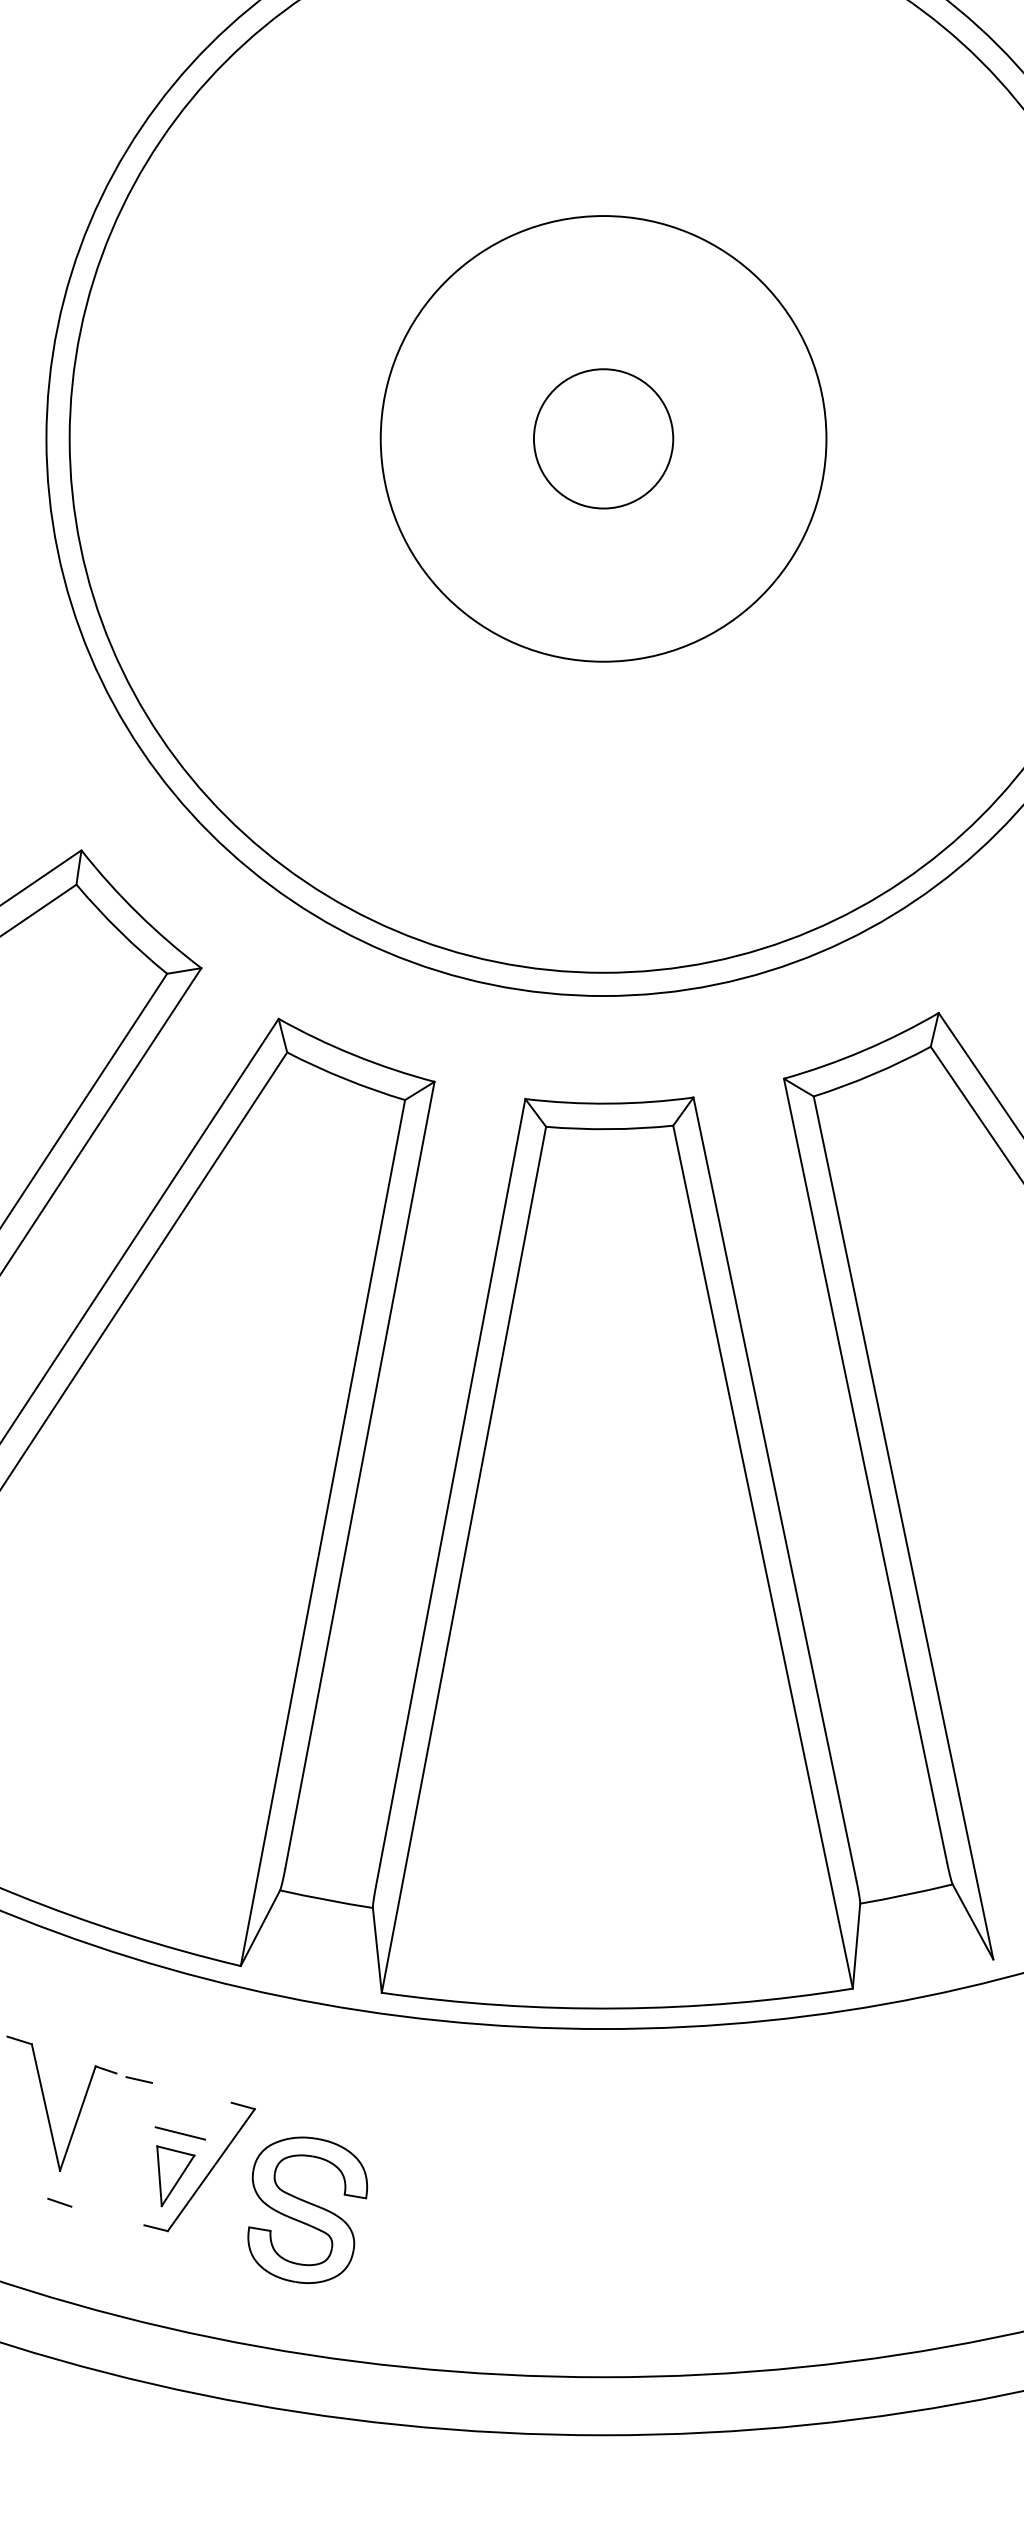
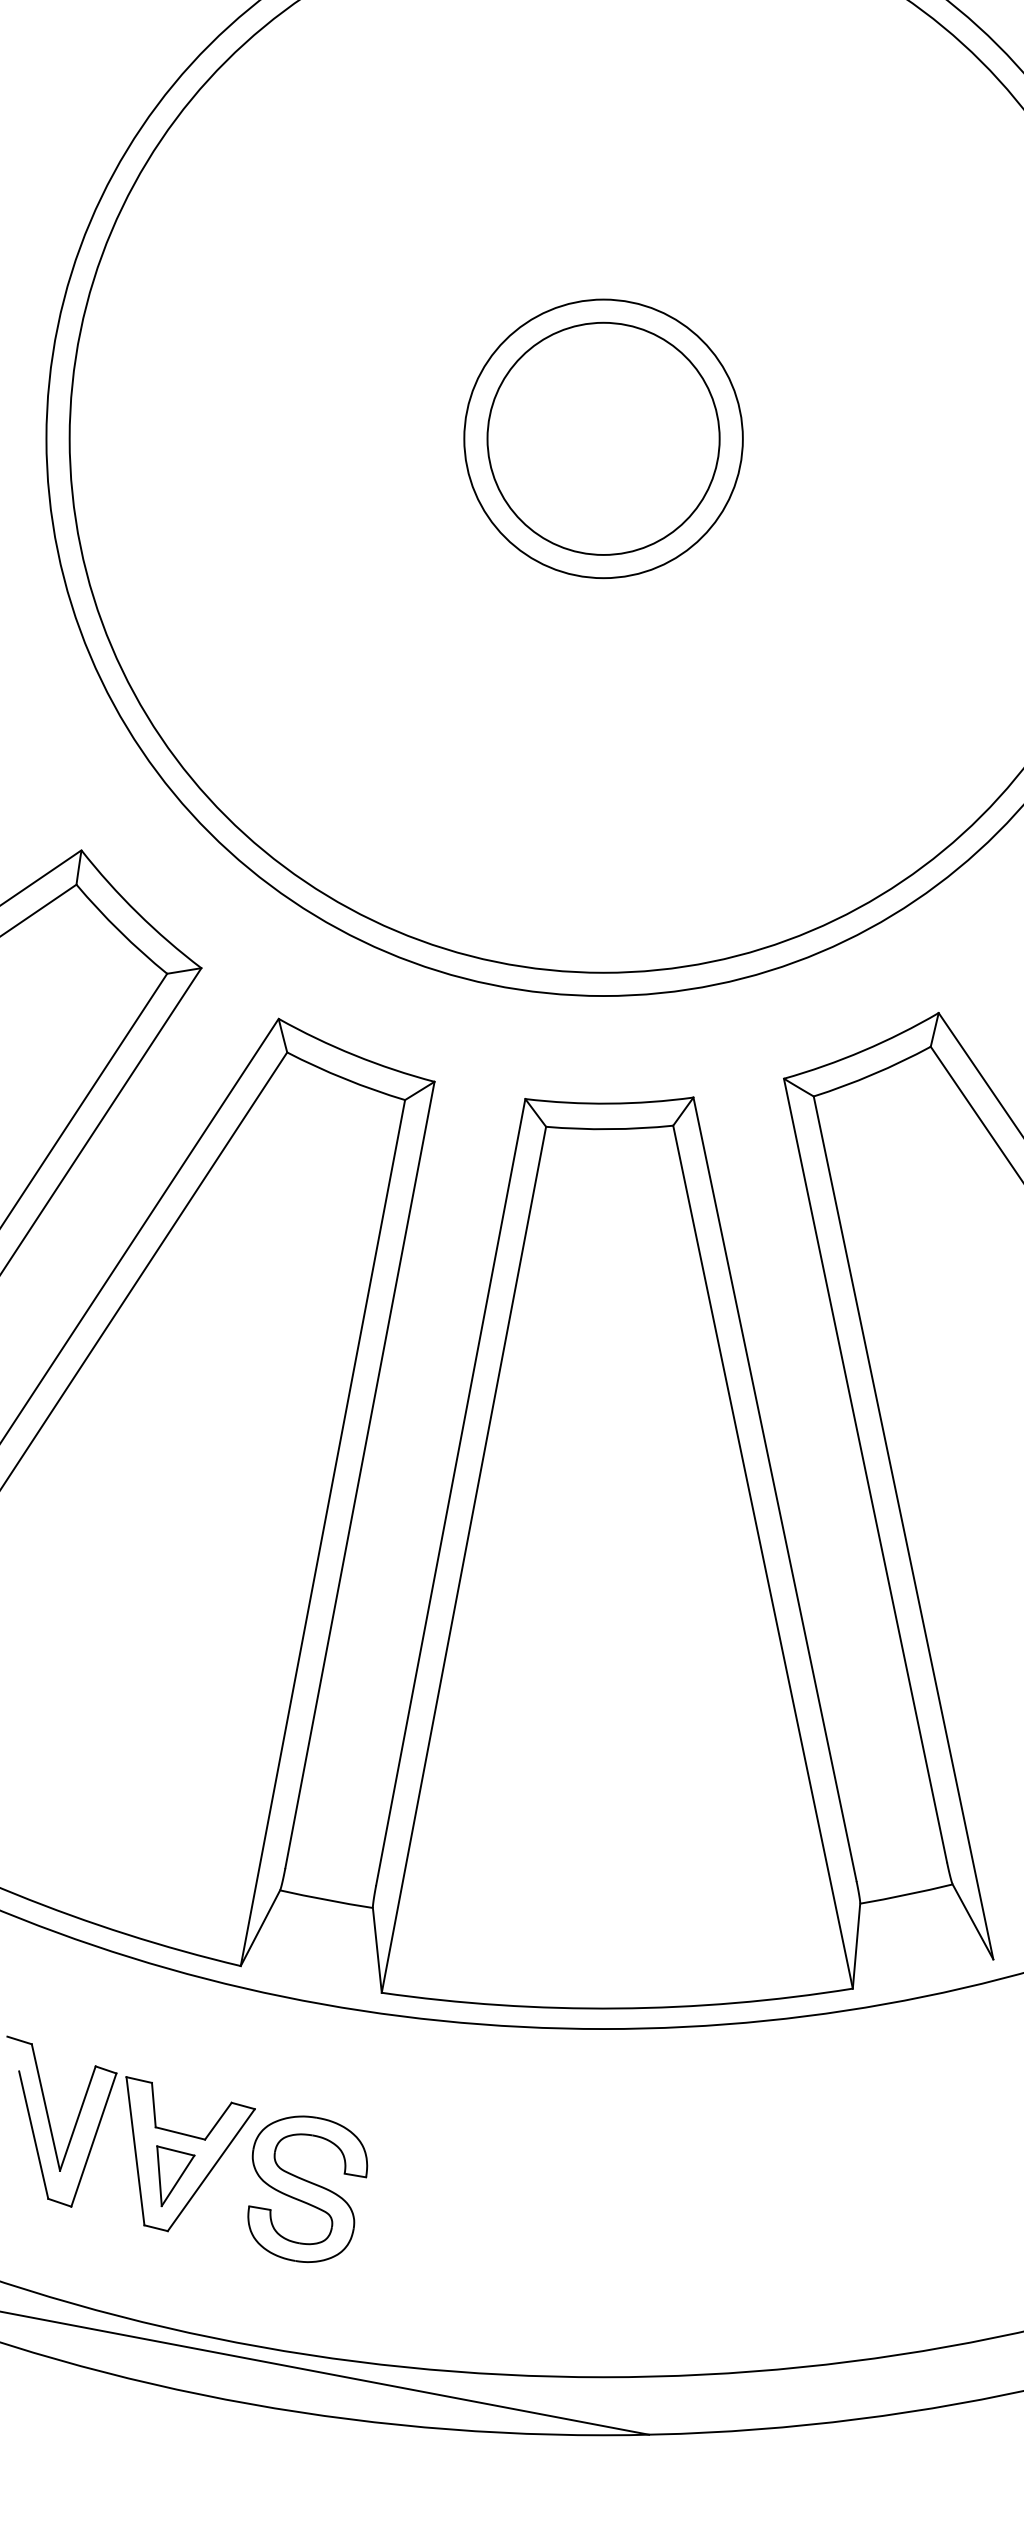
circle diameter: 139 px -> 232 px (603, 438)
circle diameter: 446 px -> 279 px (603, 438)
line: none -> present (153, 2104)
line: none -> present (218, 2120)
line: none -> present (33, 2134)
line: none -> present (93, 2139)
line: none -> present (135, 2151)
part position: (307, 2209) -> (307, 2188) (307, 2188)
line: none -> present (325, 2372)
